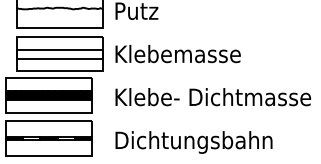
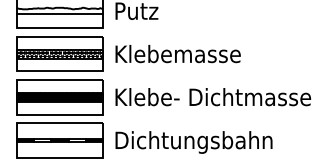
line: none -> present (59, 13)
hatch: none -> present (59, 53)
part position: (48, 116) -> (59, 118) (59, 118)
